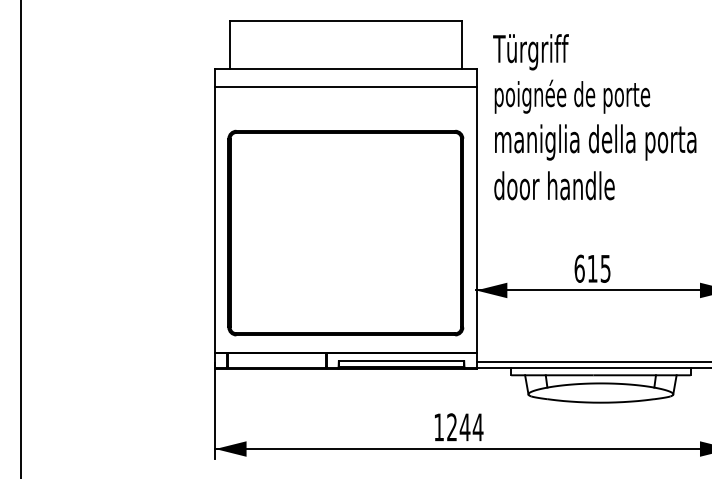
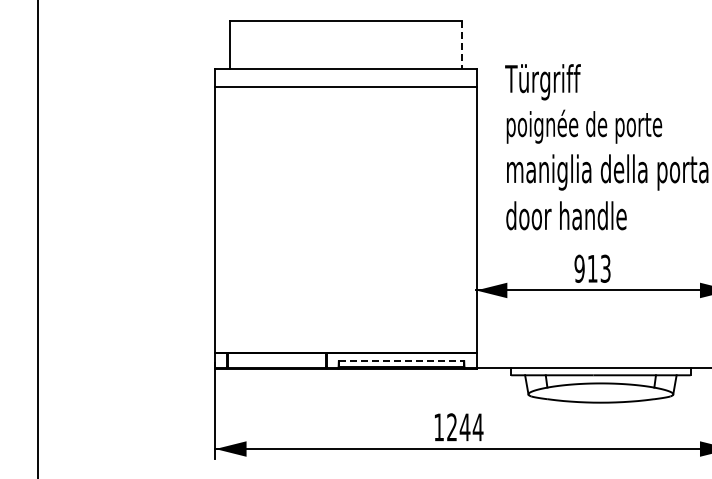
line: solid -> dashed (462, 45)
text position: (594, 117) -> (606, 147) (606, 147)
part: present -> none (345, 232)
line position: (21, 238) -> (38, 238) (38, 238)
text: 615 -> 913 (592, 268)
line: solid -> dashed (401, 361)
line: present -> none (592, 361)
